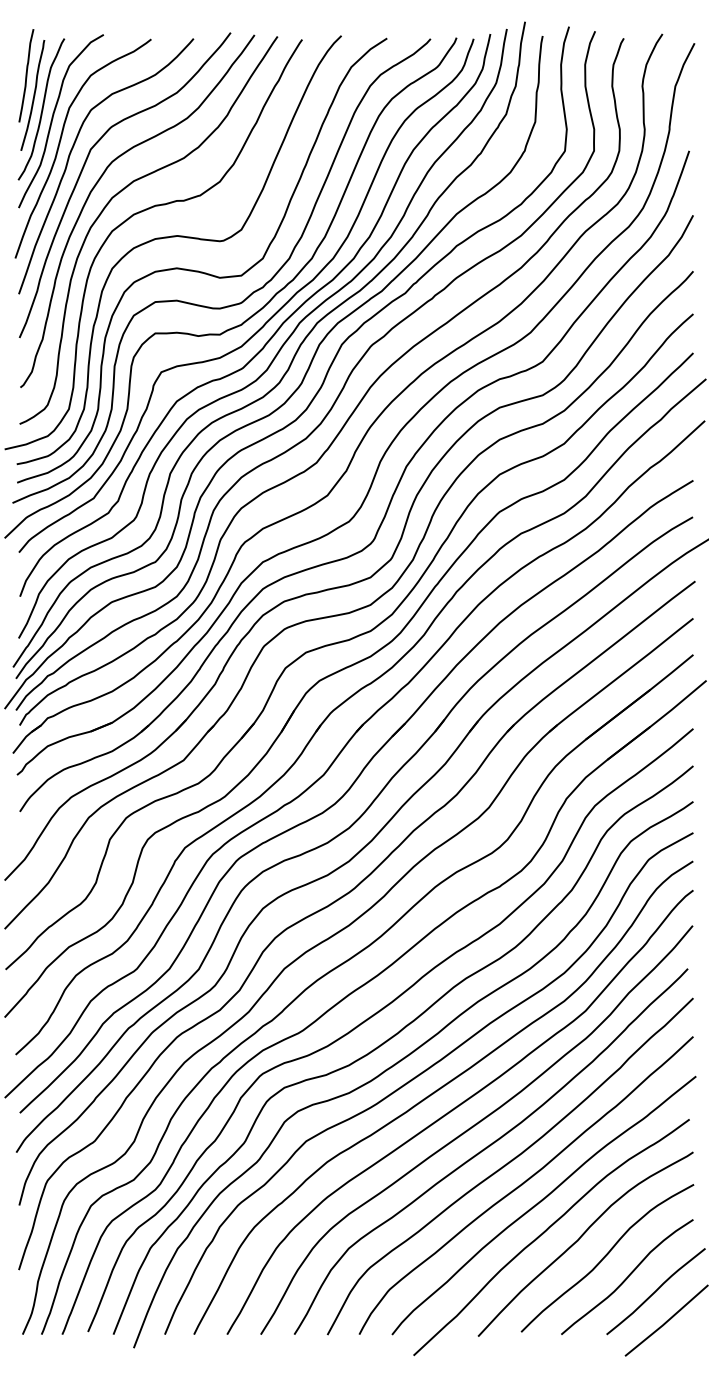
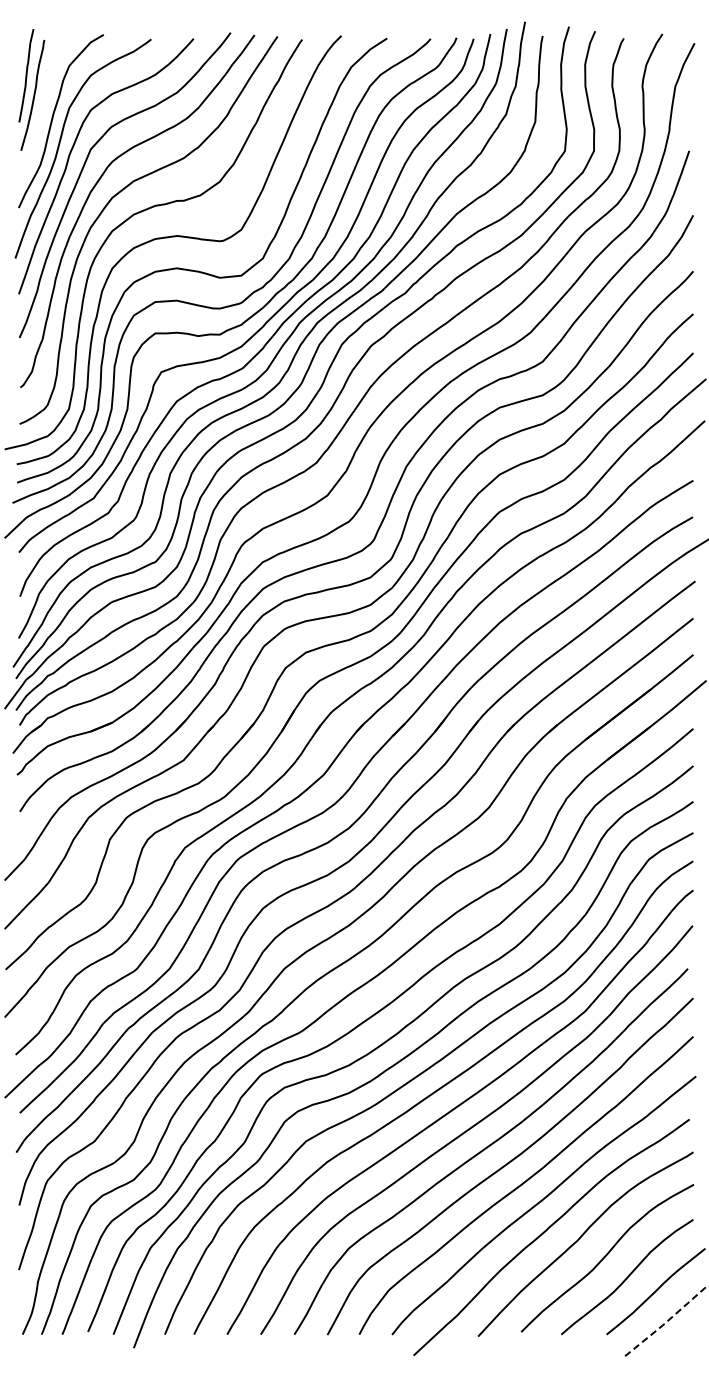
curve: present -> none (41, 109)
line: solid -> dashed (667, 1321)
